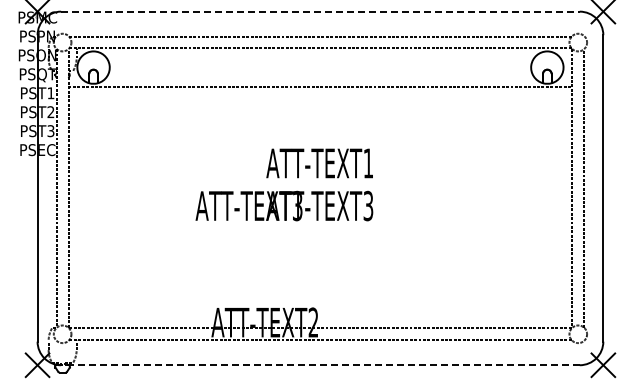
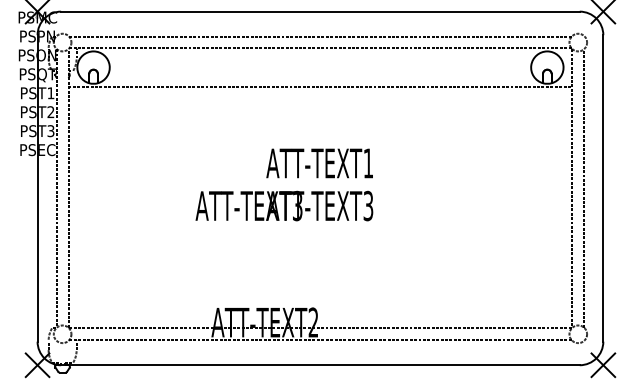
line: dashed -> solid (320, 11)
line: dashed -> solid (319, 365)
